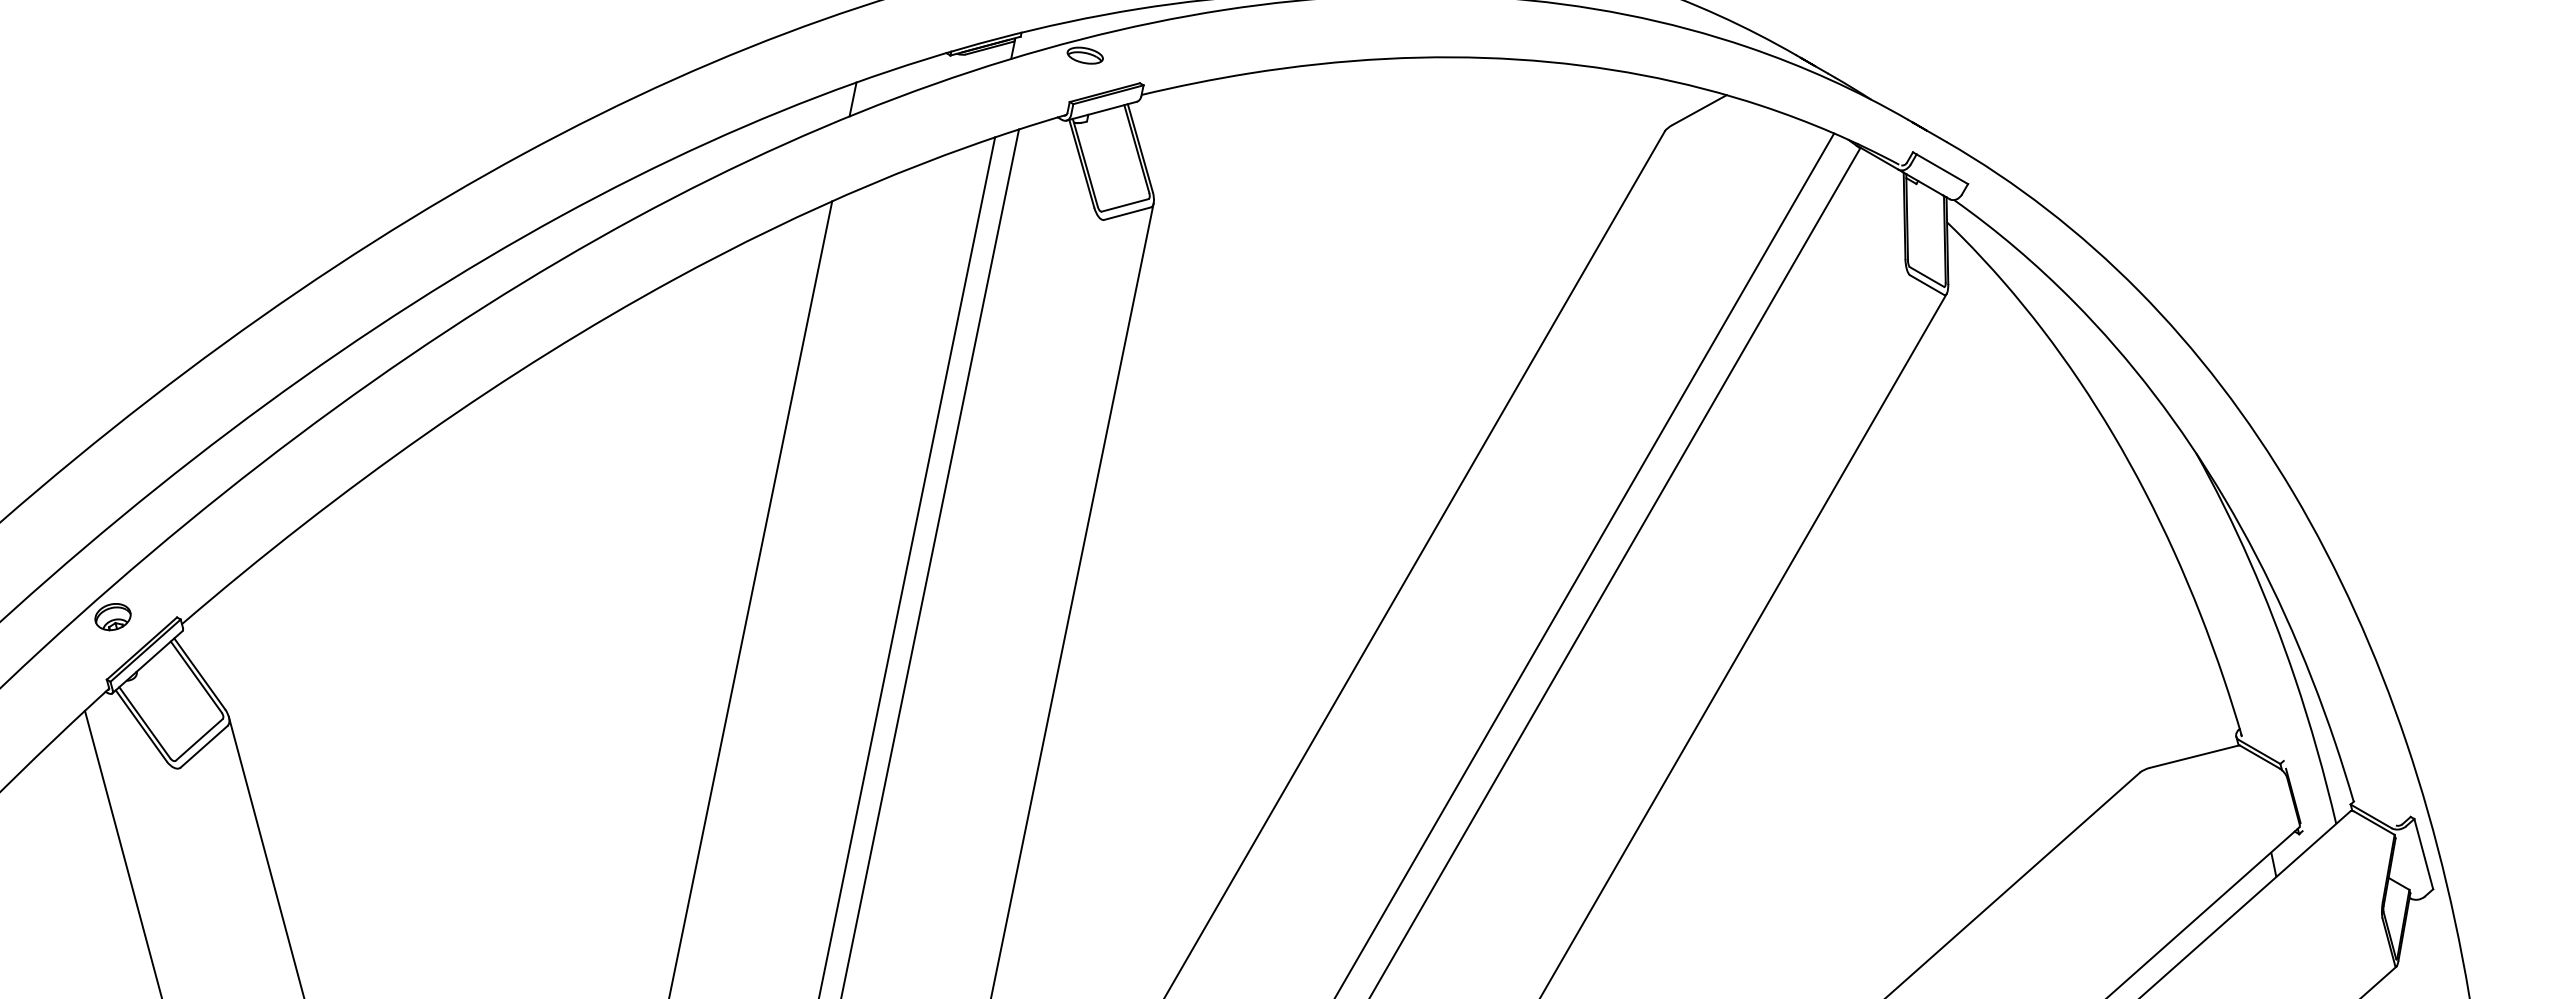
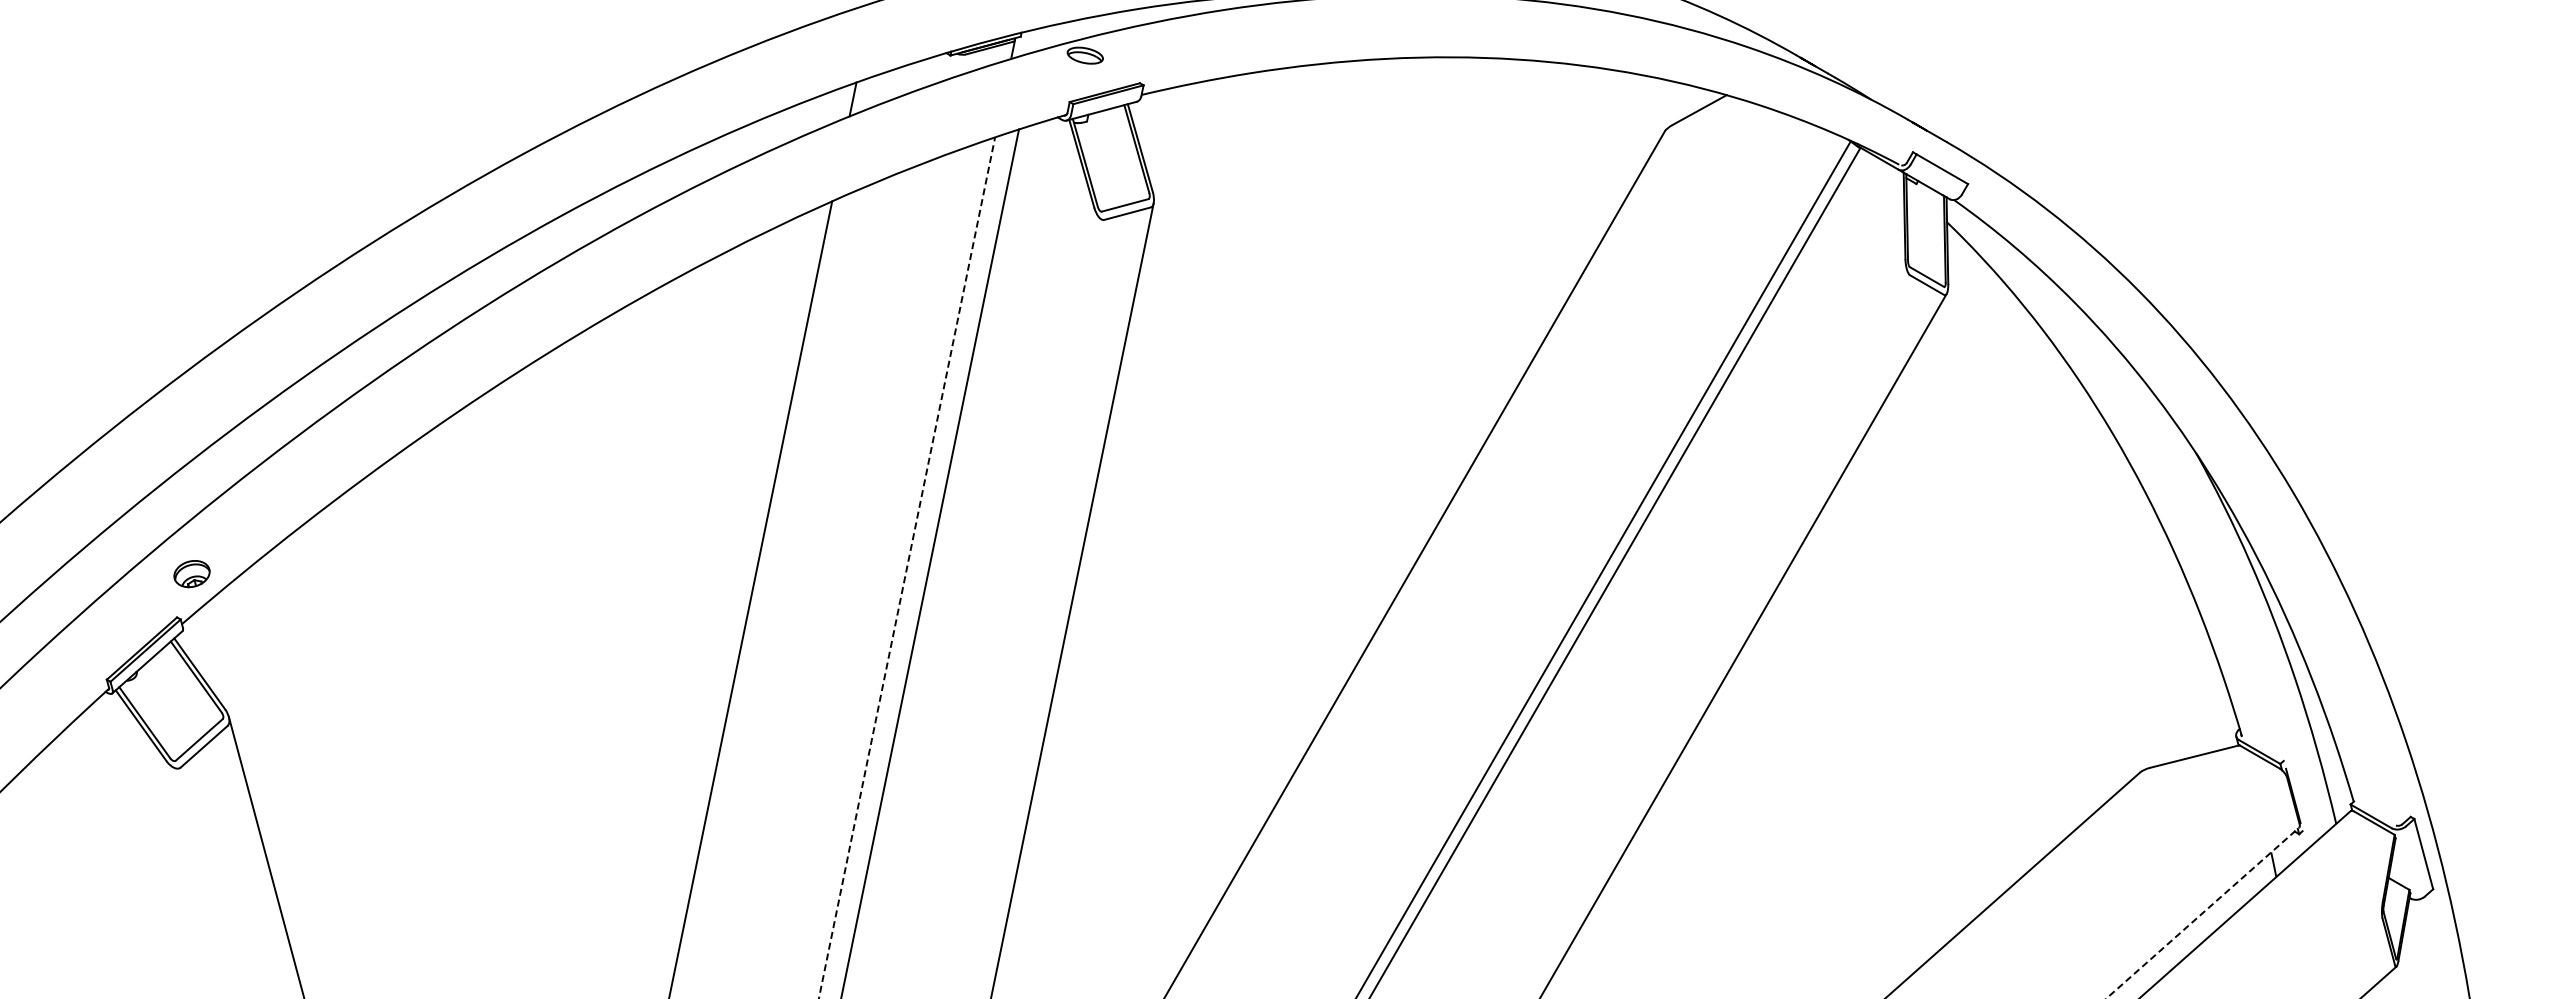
line position: (1585, 564) -> (1603, 568) (1603, 568)
line: solid -> dashed (906, 568)
part position: (112, 617) -> (191, 574) (191, 574)
line: present -> none (122, 852)
line: solid -> dashed (2202, 913)
